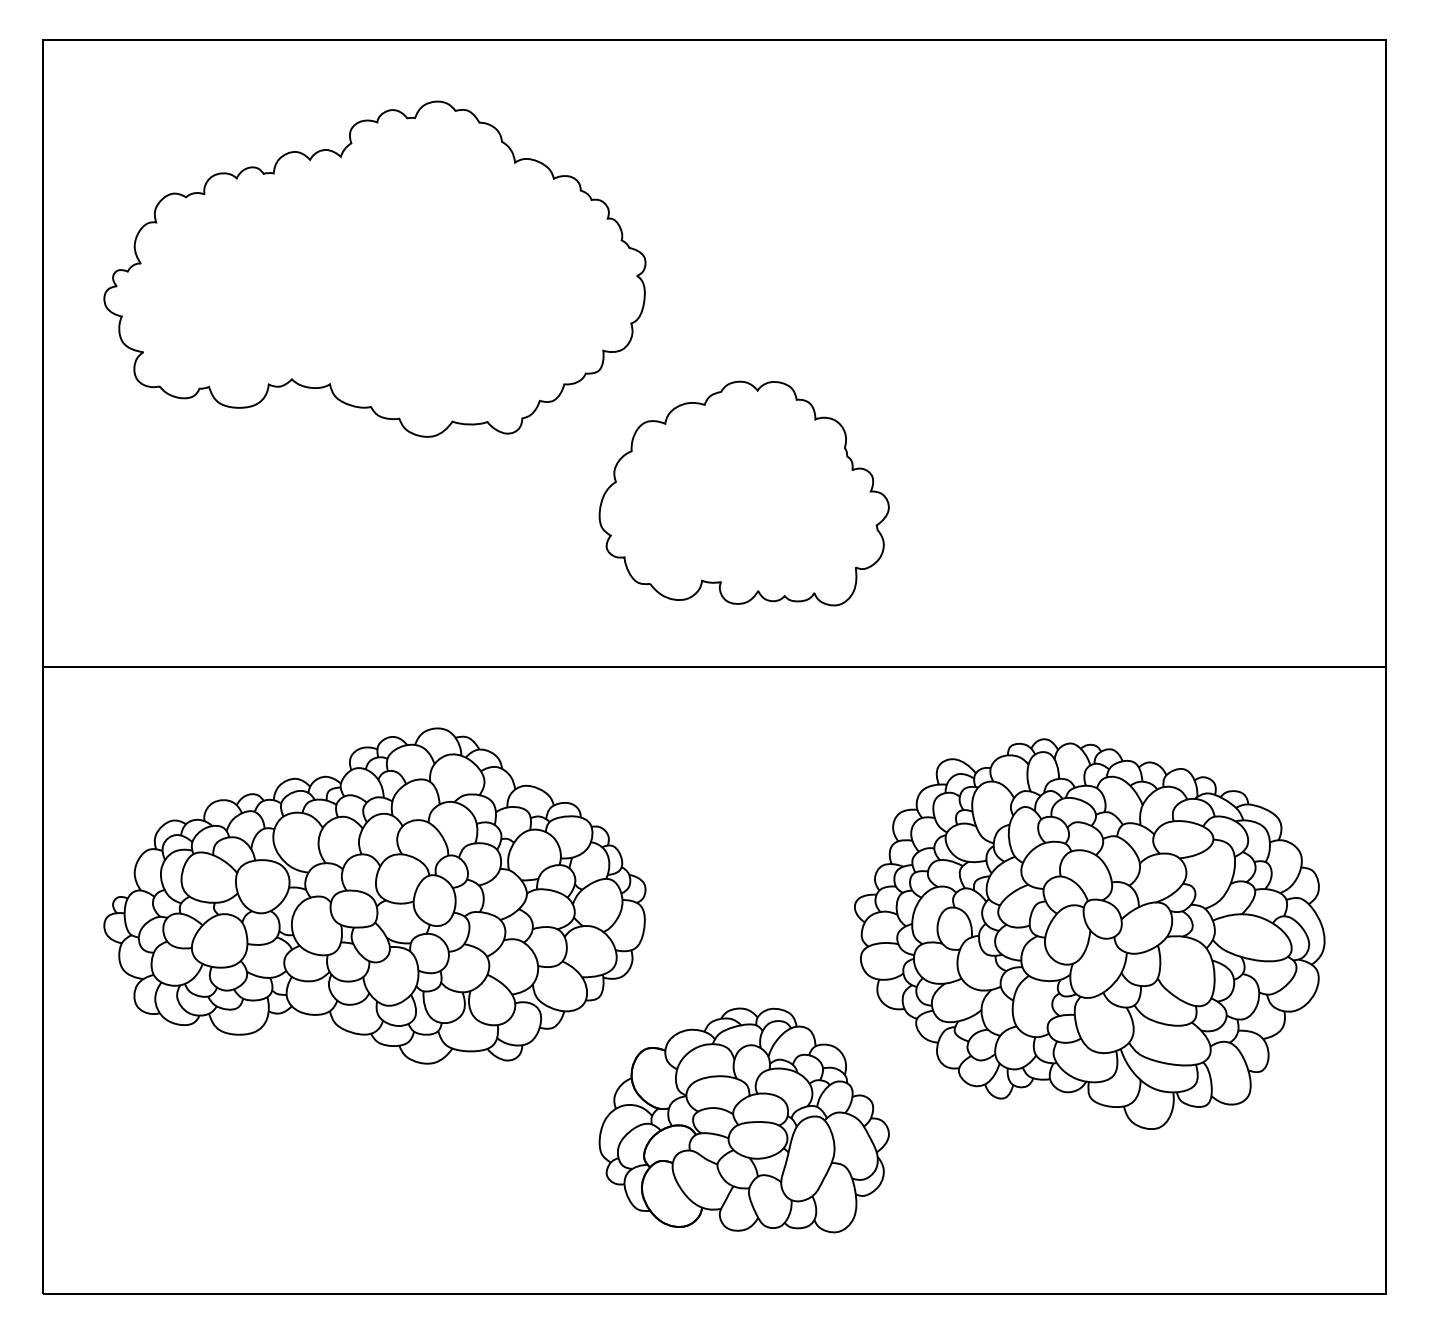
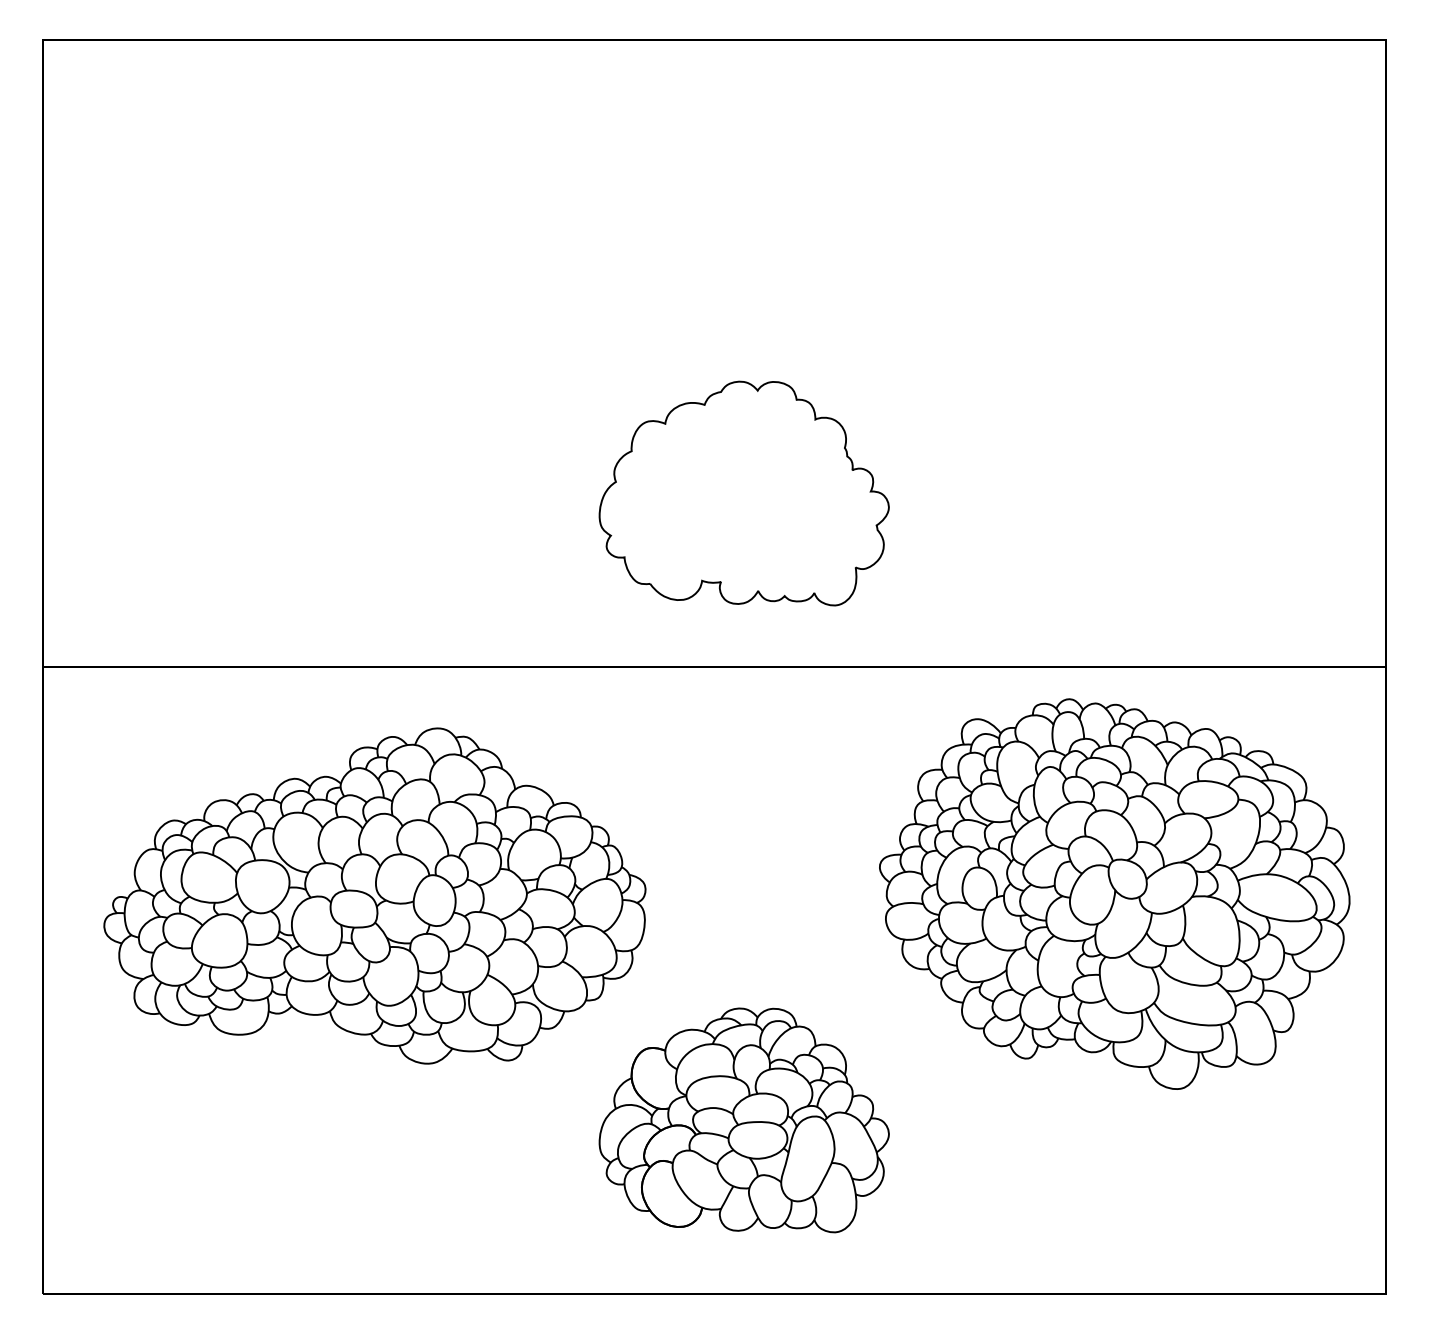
part: present -> none (374, 268)
part position: (1089, 933) -> (1114, 893) (1114, 893)
